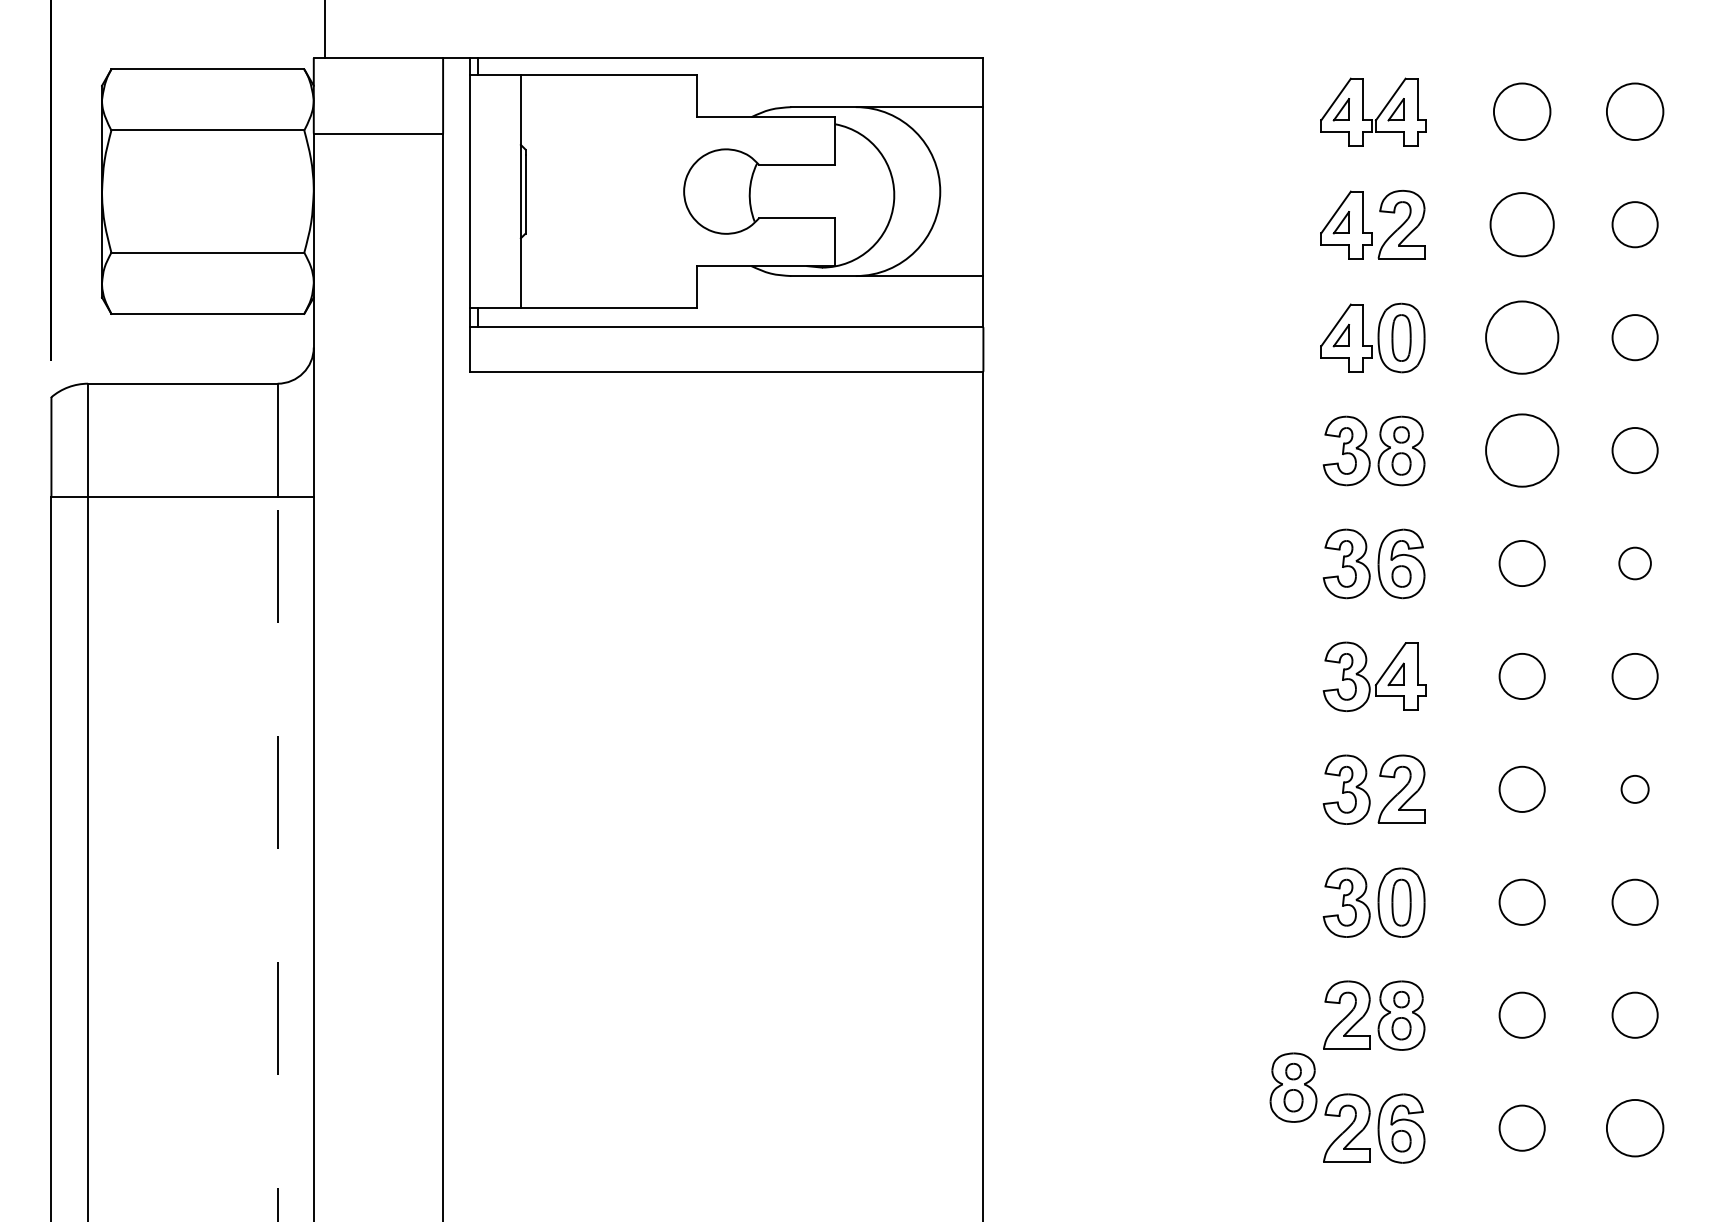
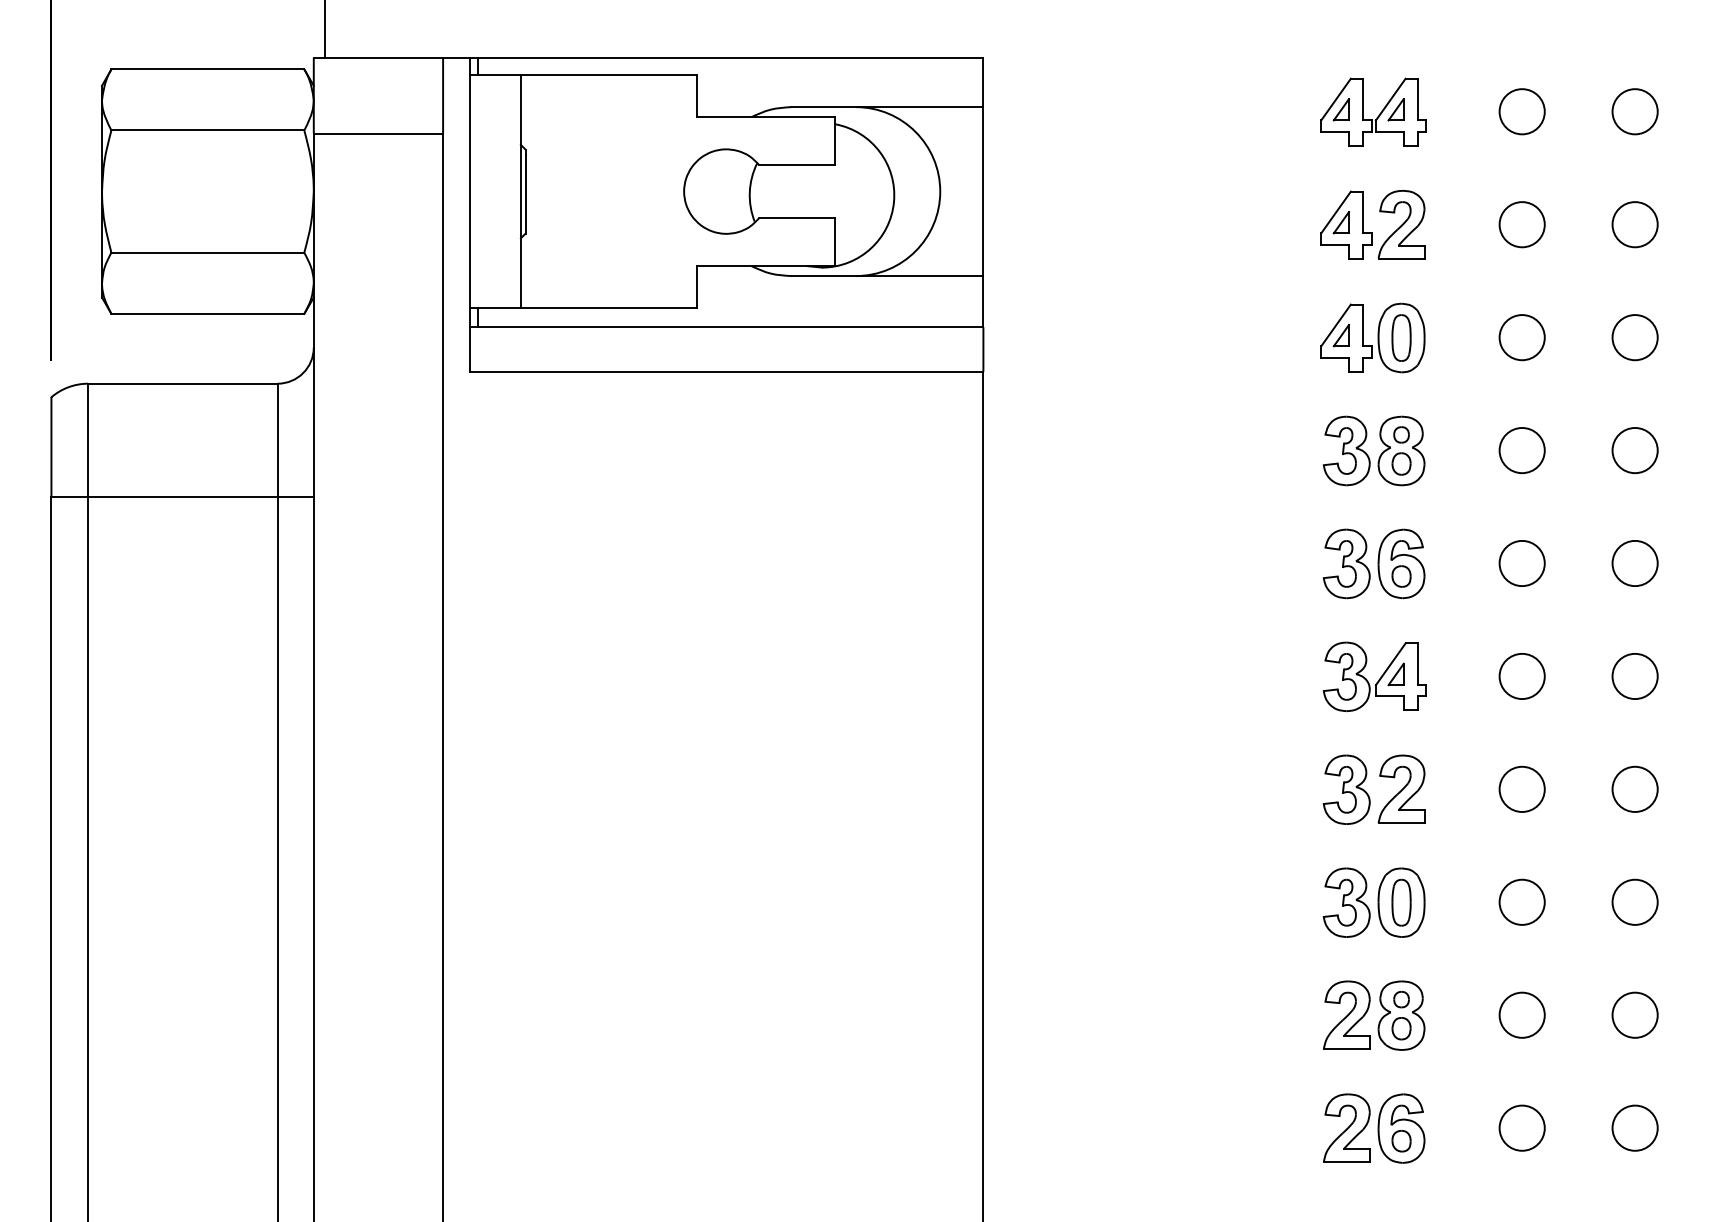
circle diameter: 56 px -> 45 px (1521, 111)
circle diameter: 56 px -> 45 px (1634, 111)
circle diameter: 63 px -> 45 px (1521, 224)
circle diameter: 72 px -> 45 px (1521, 337)
circle diameter: 72 px -> 45 px (1521, 450)
circle diameter: 32 px -> 45 px (1634, 563)
circle diameter: 27 px -> 45 px (1634, 788)
line: dashed -> solid (277, 858)
part: present -> none (1293, 1087)
circle diameter: 56 px -> 45 px (1634, 1127)
